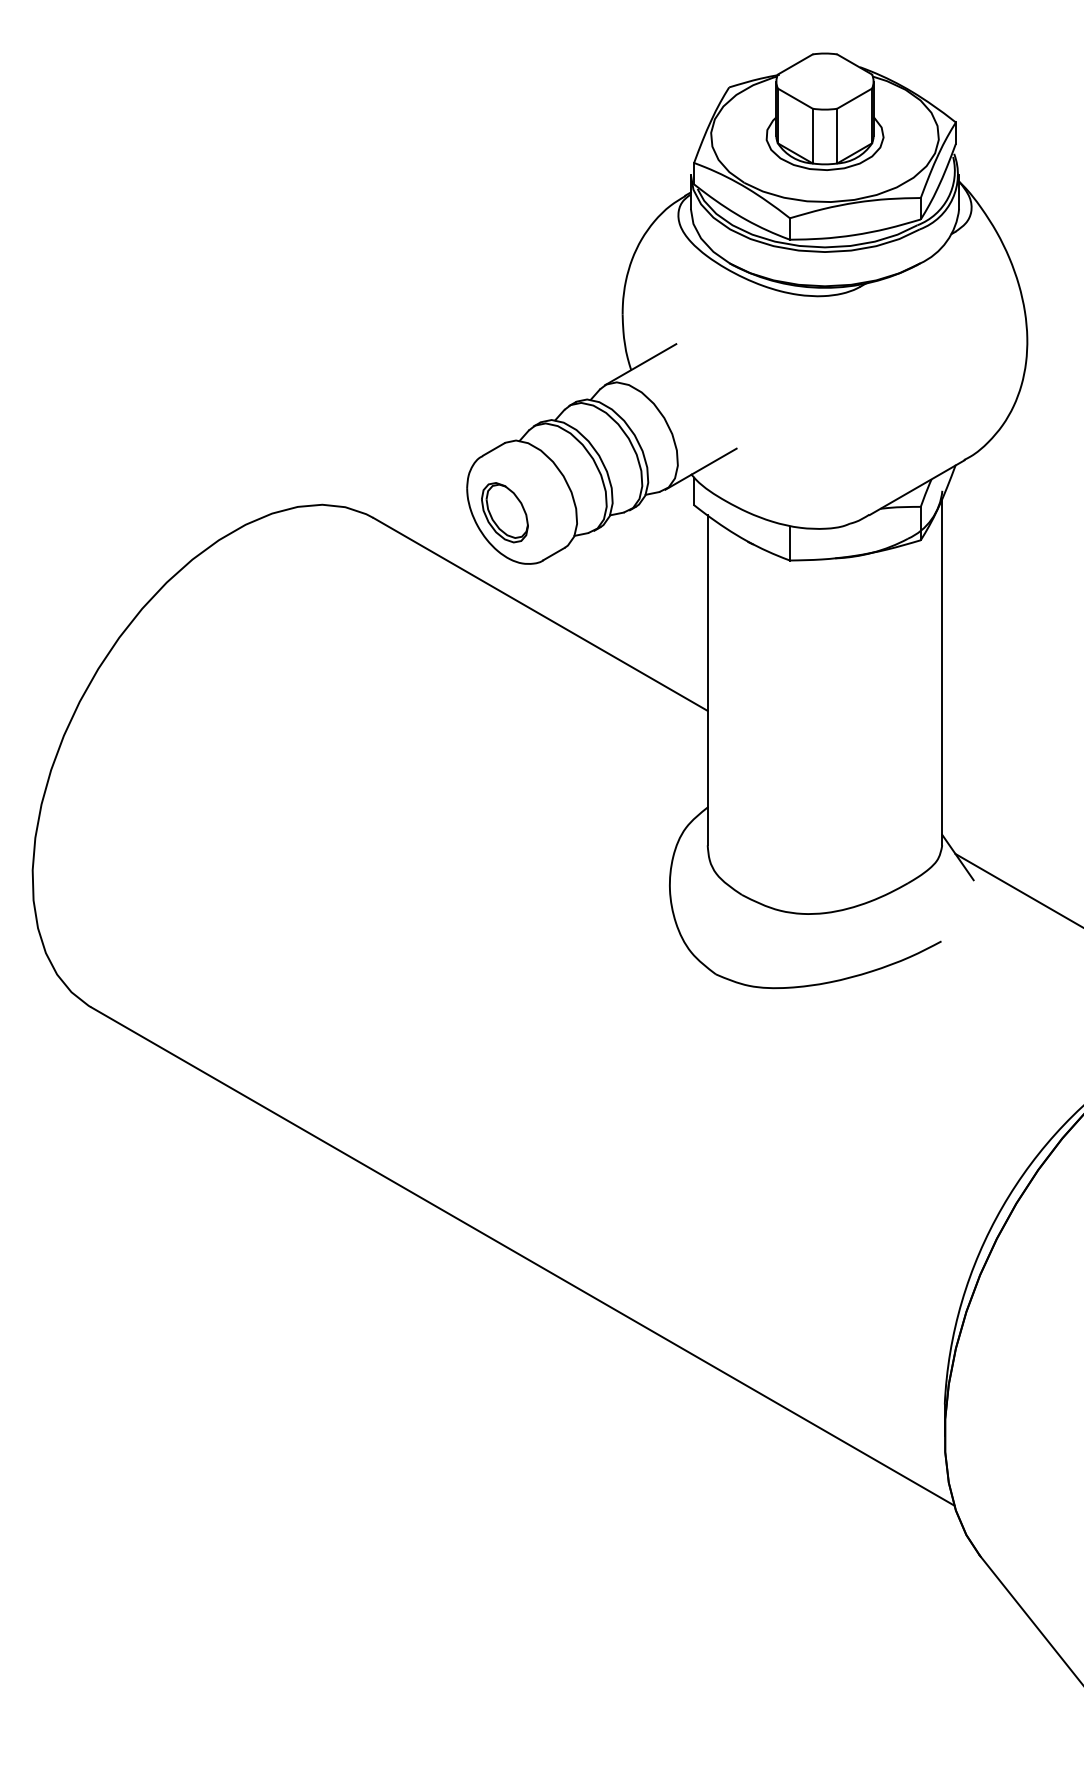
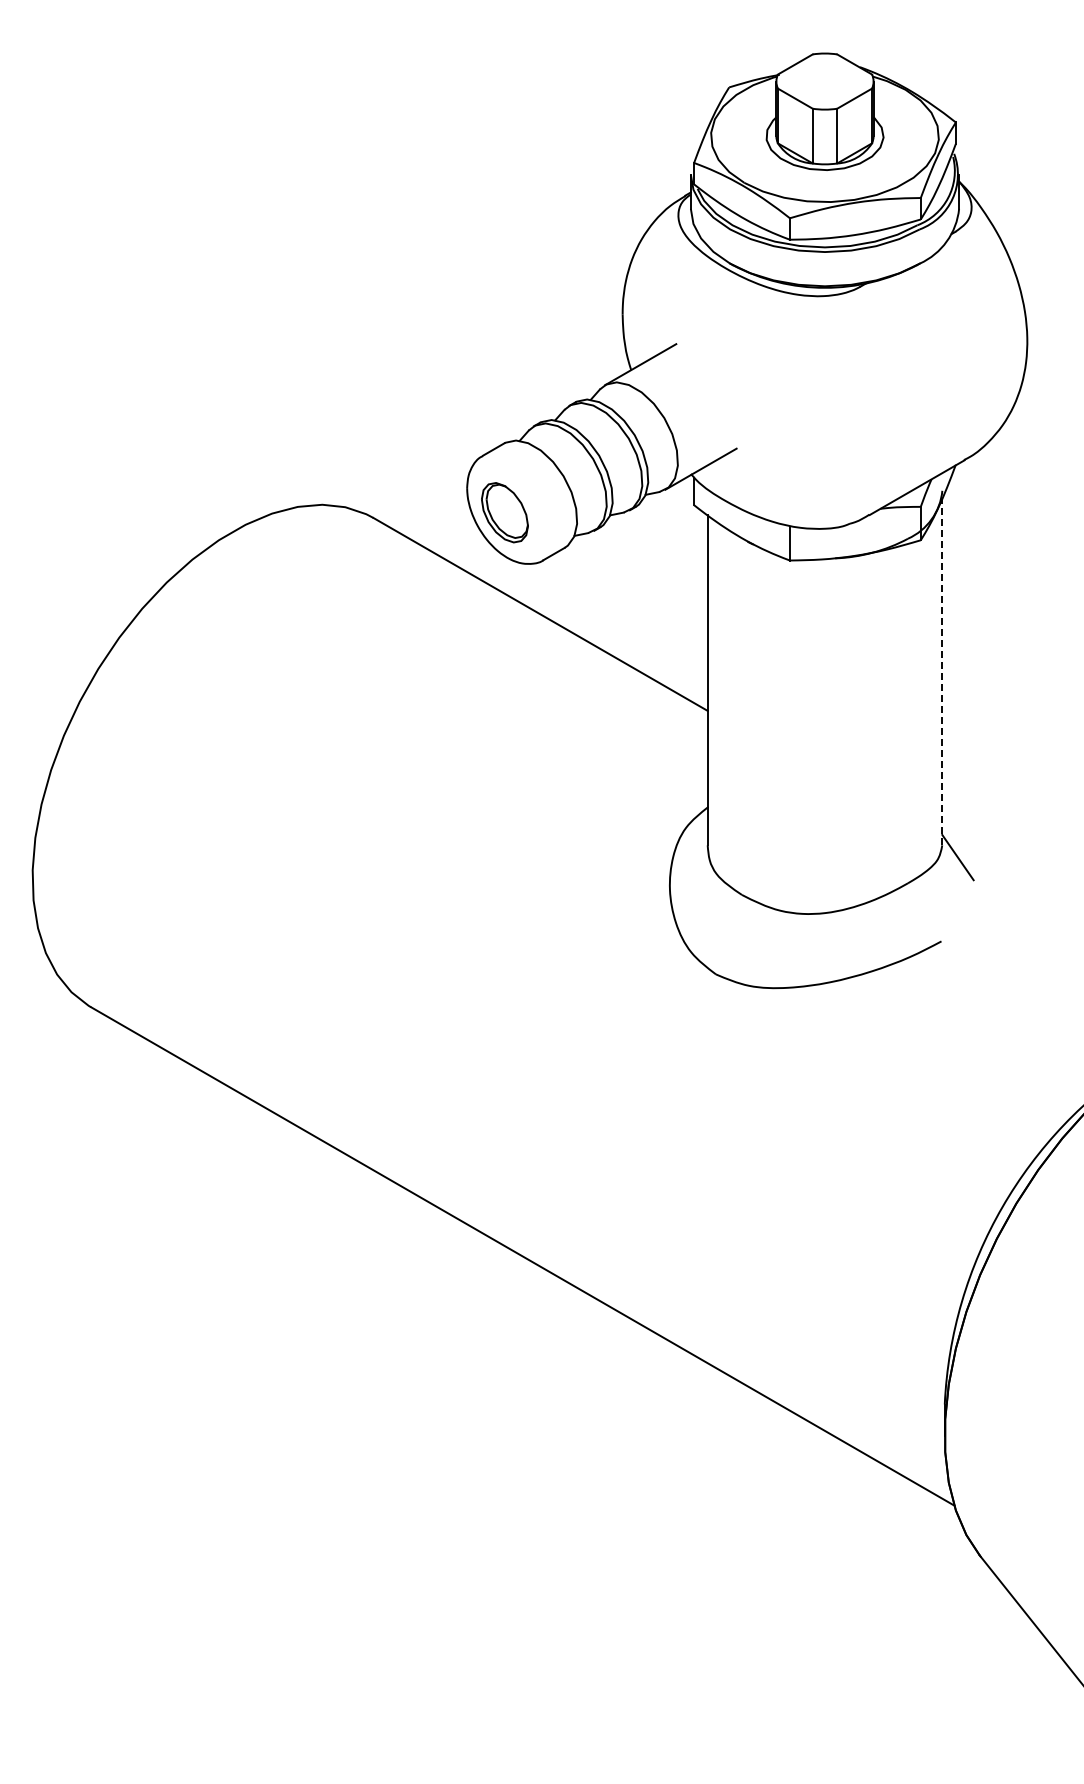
line: solid -> dashed (942, 671)
line: present -> none (1017, 889)
